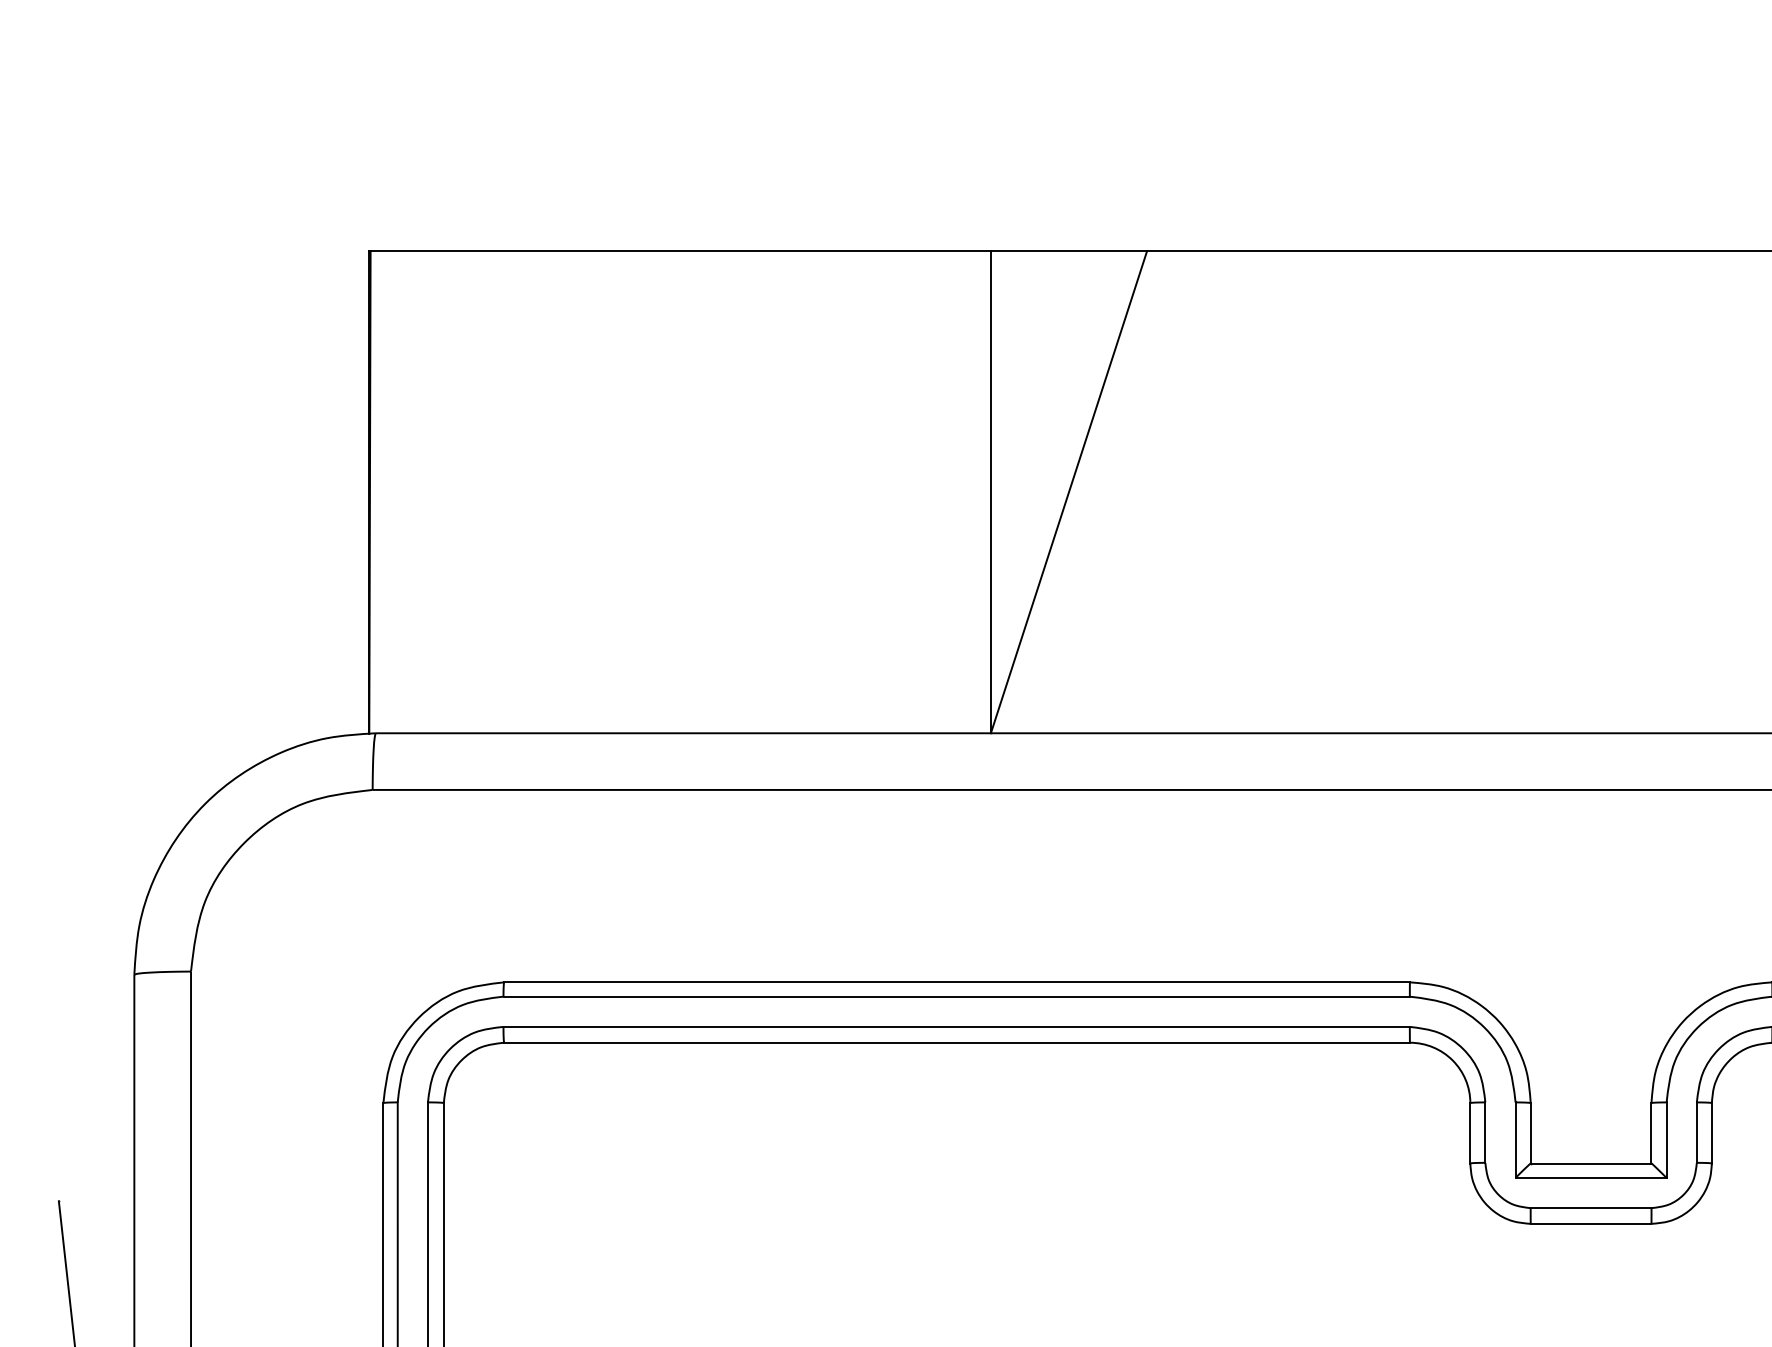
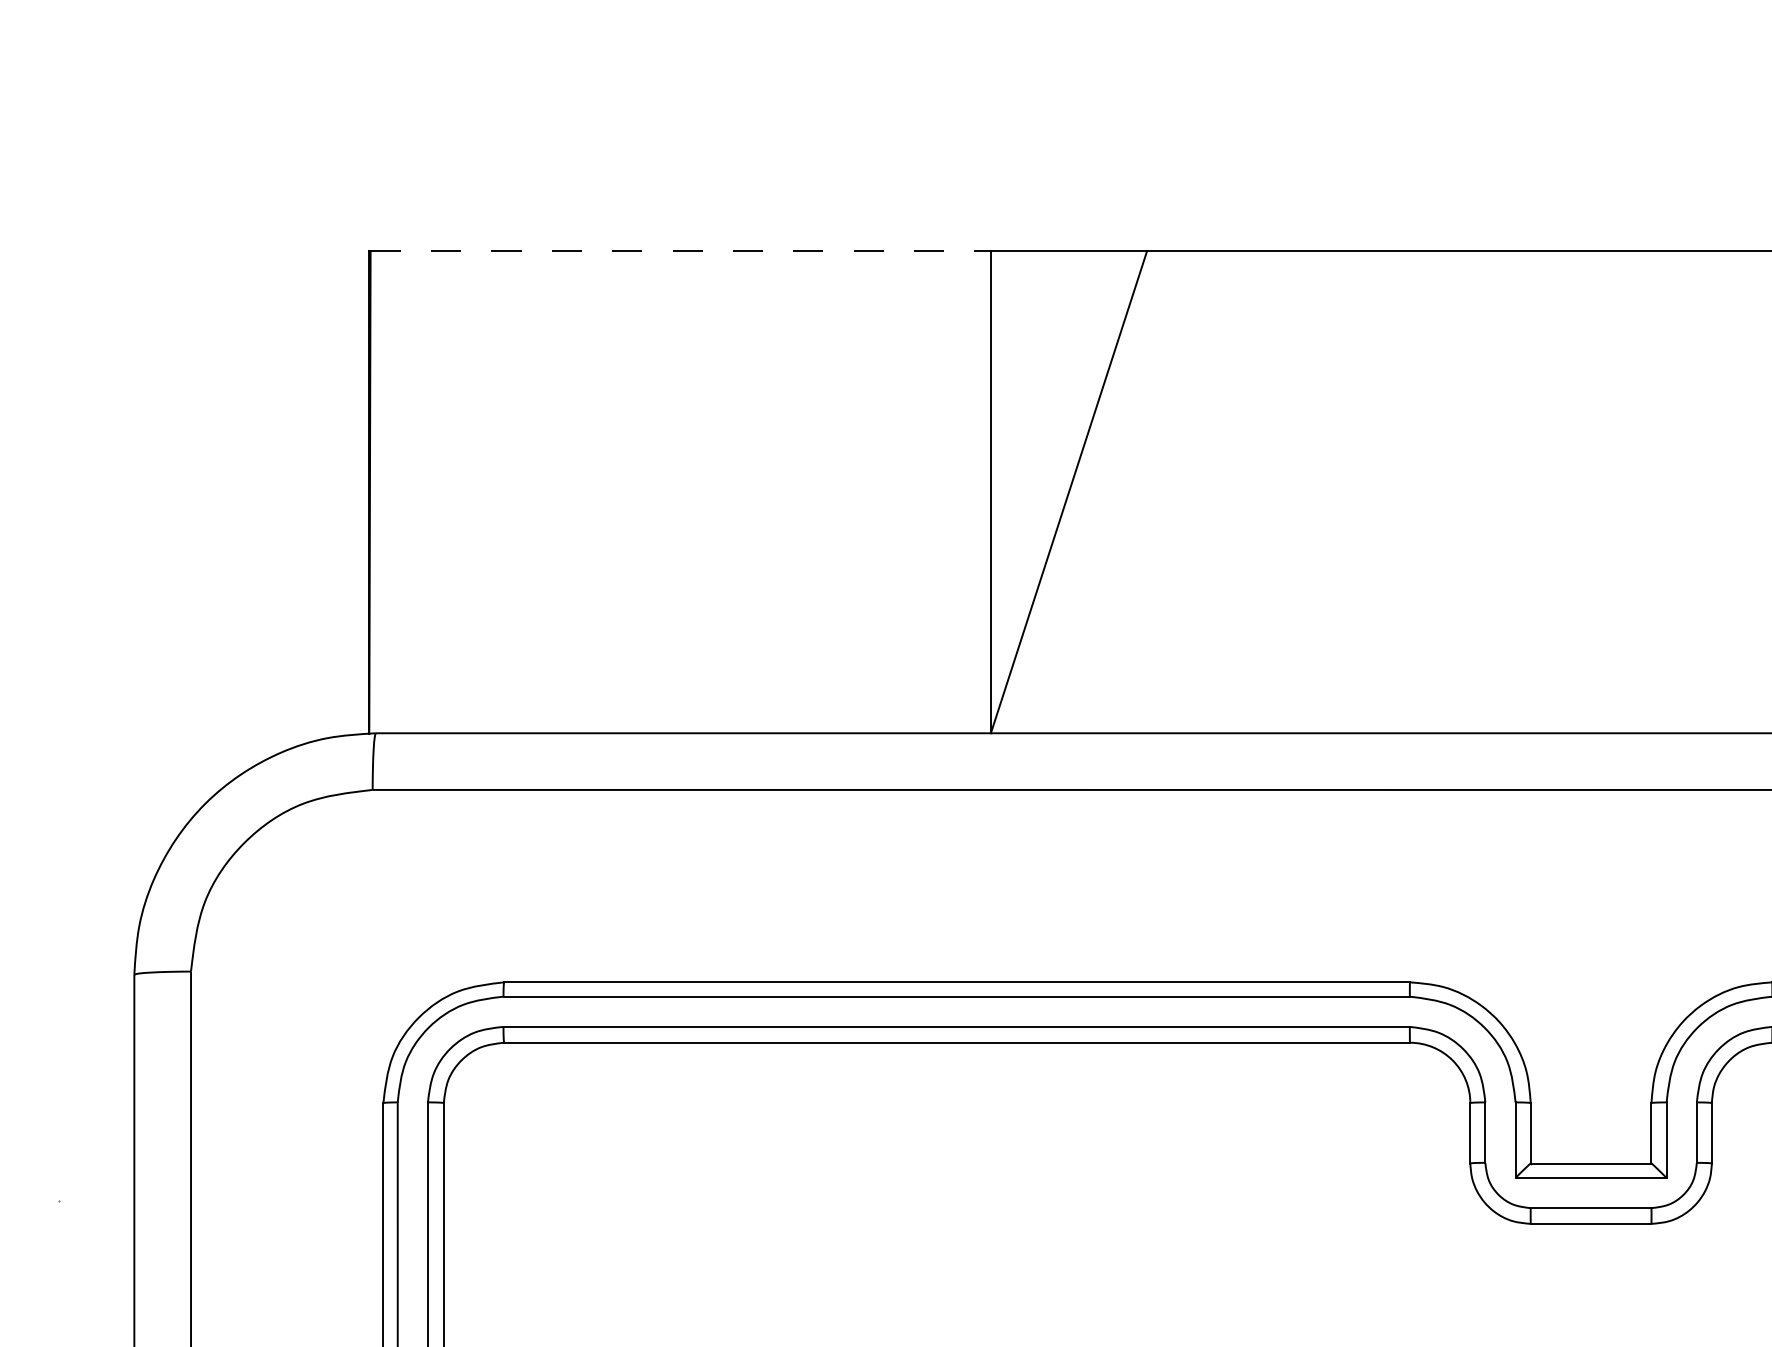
line: solid -> dashed (681, 251)
line: present -> none (66, 1272)
